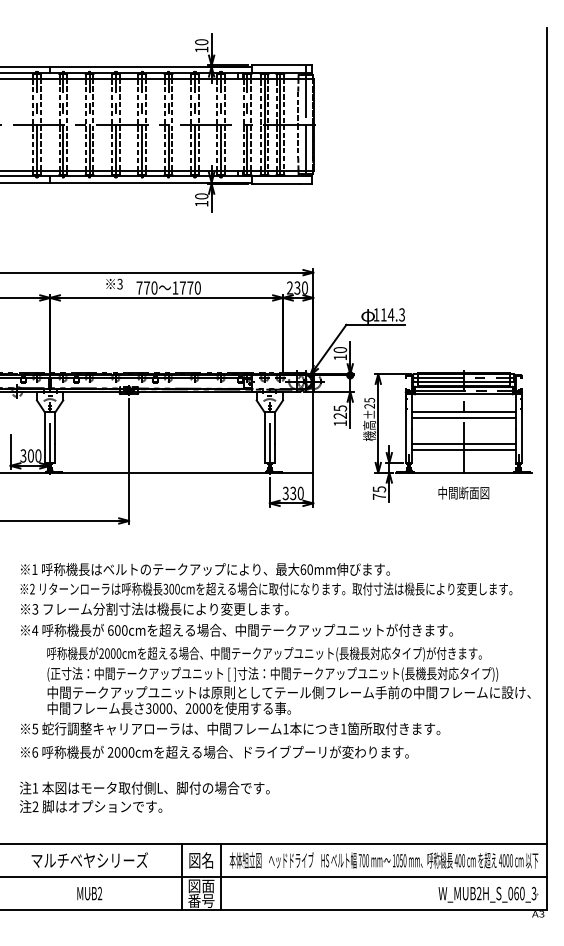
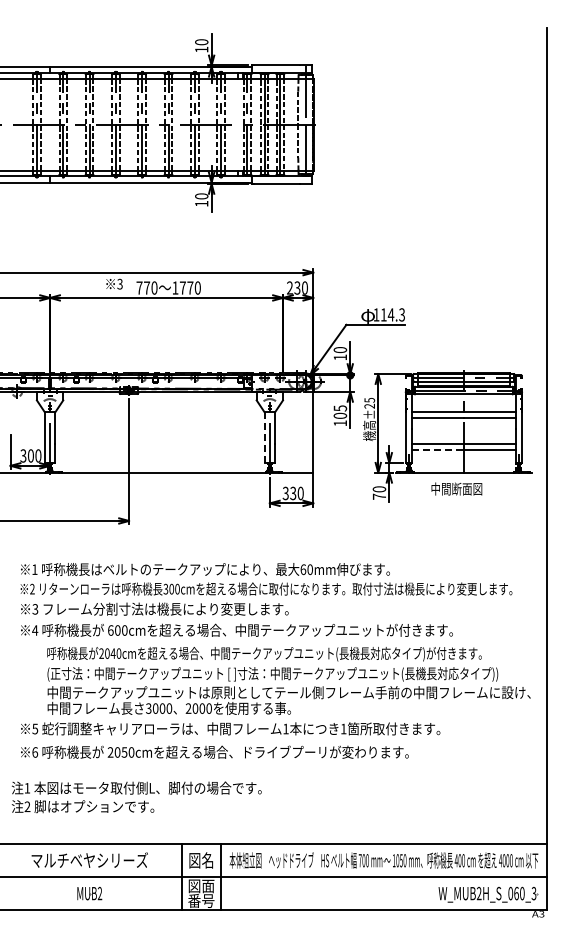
text: 125 -> 105 (340, 415)
line: solid -> dashed (264, 438)
line: solid -> dashed (437, 449)
text: 75 -> 70 (379, 489)
text position: (463, 492) -> (456, 488) (456, 488)
text: 2000cm -> 2040cm (112, 653)
text: 2000cm -> 2050cm (124, 752)
text position: (144, 797) -> (136, 797) (136, 797)
